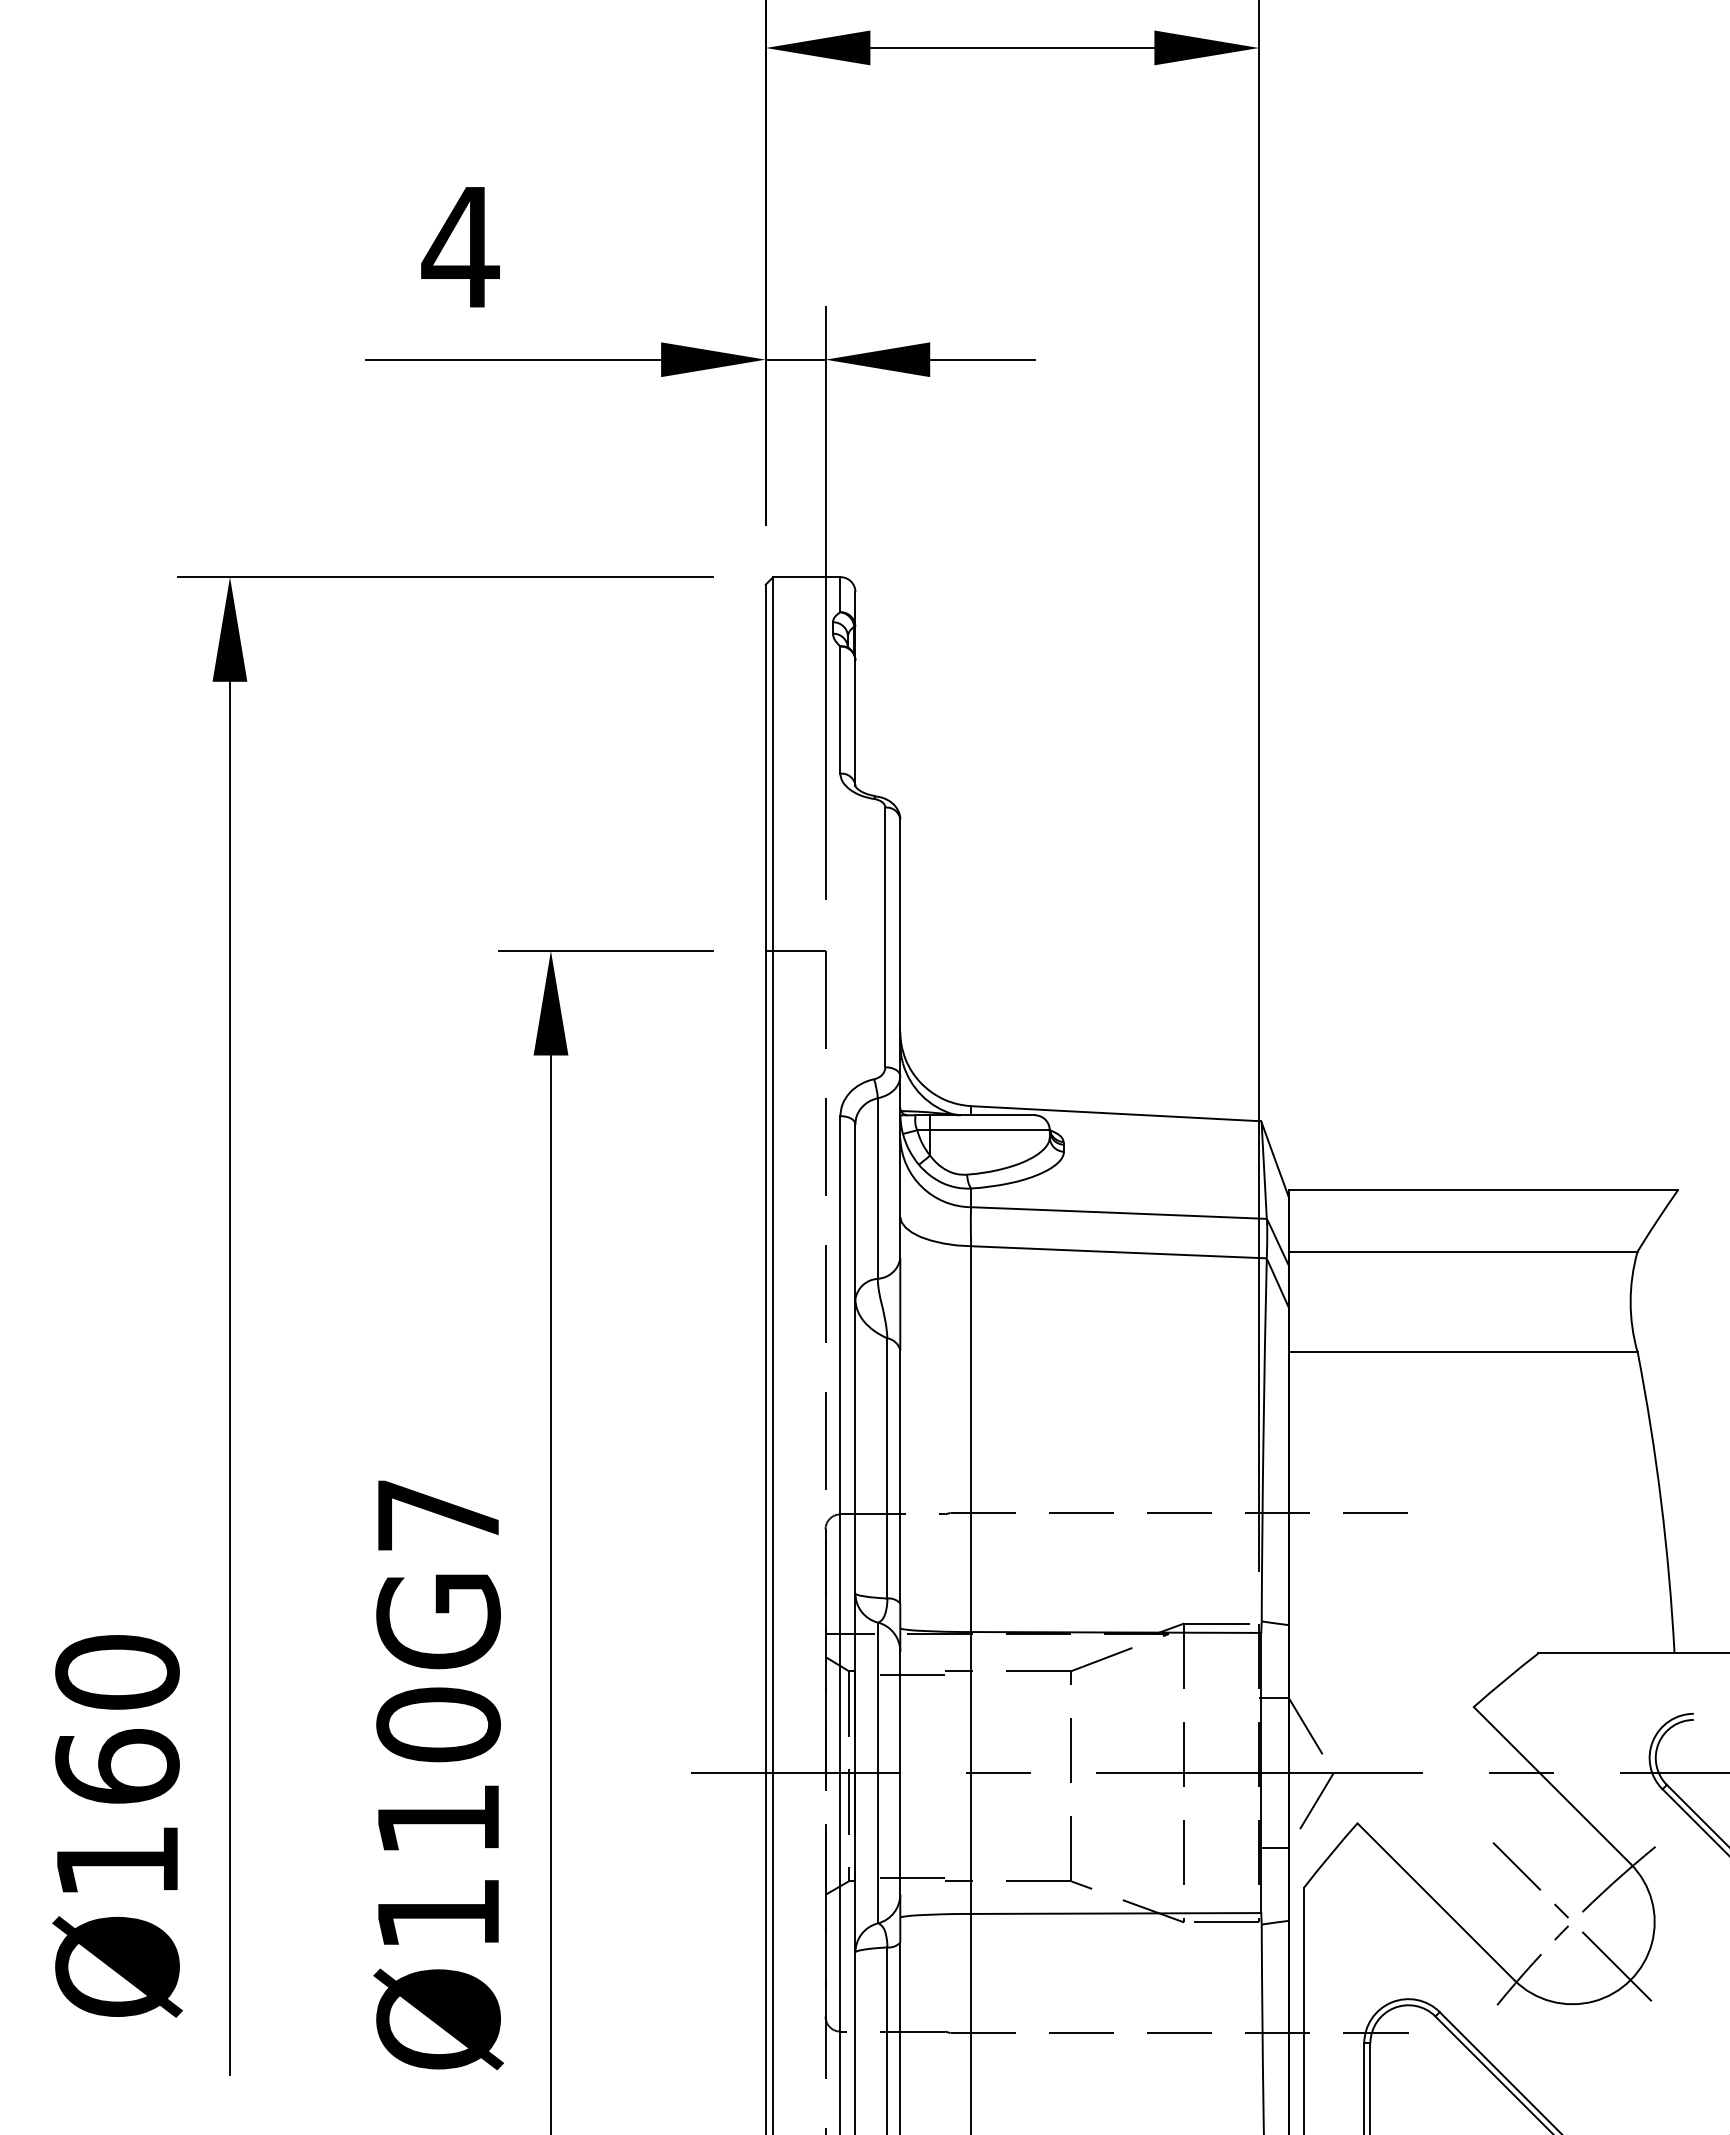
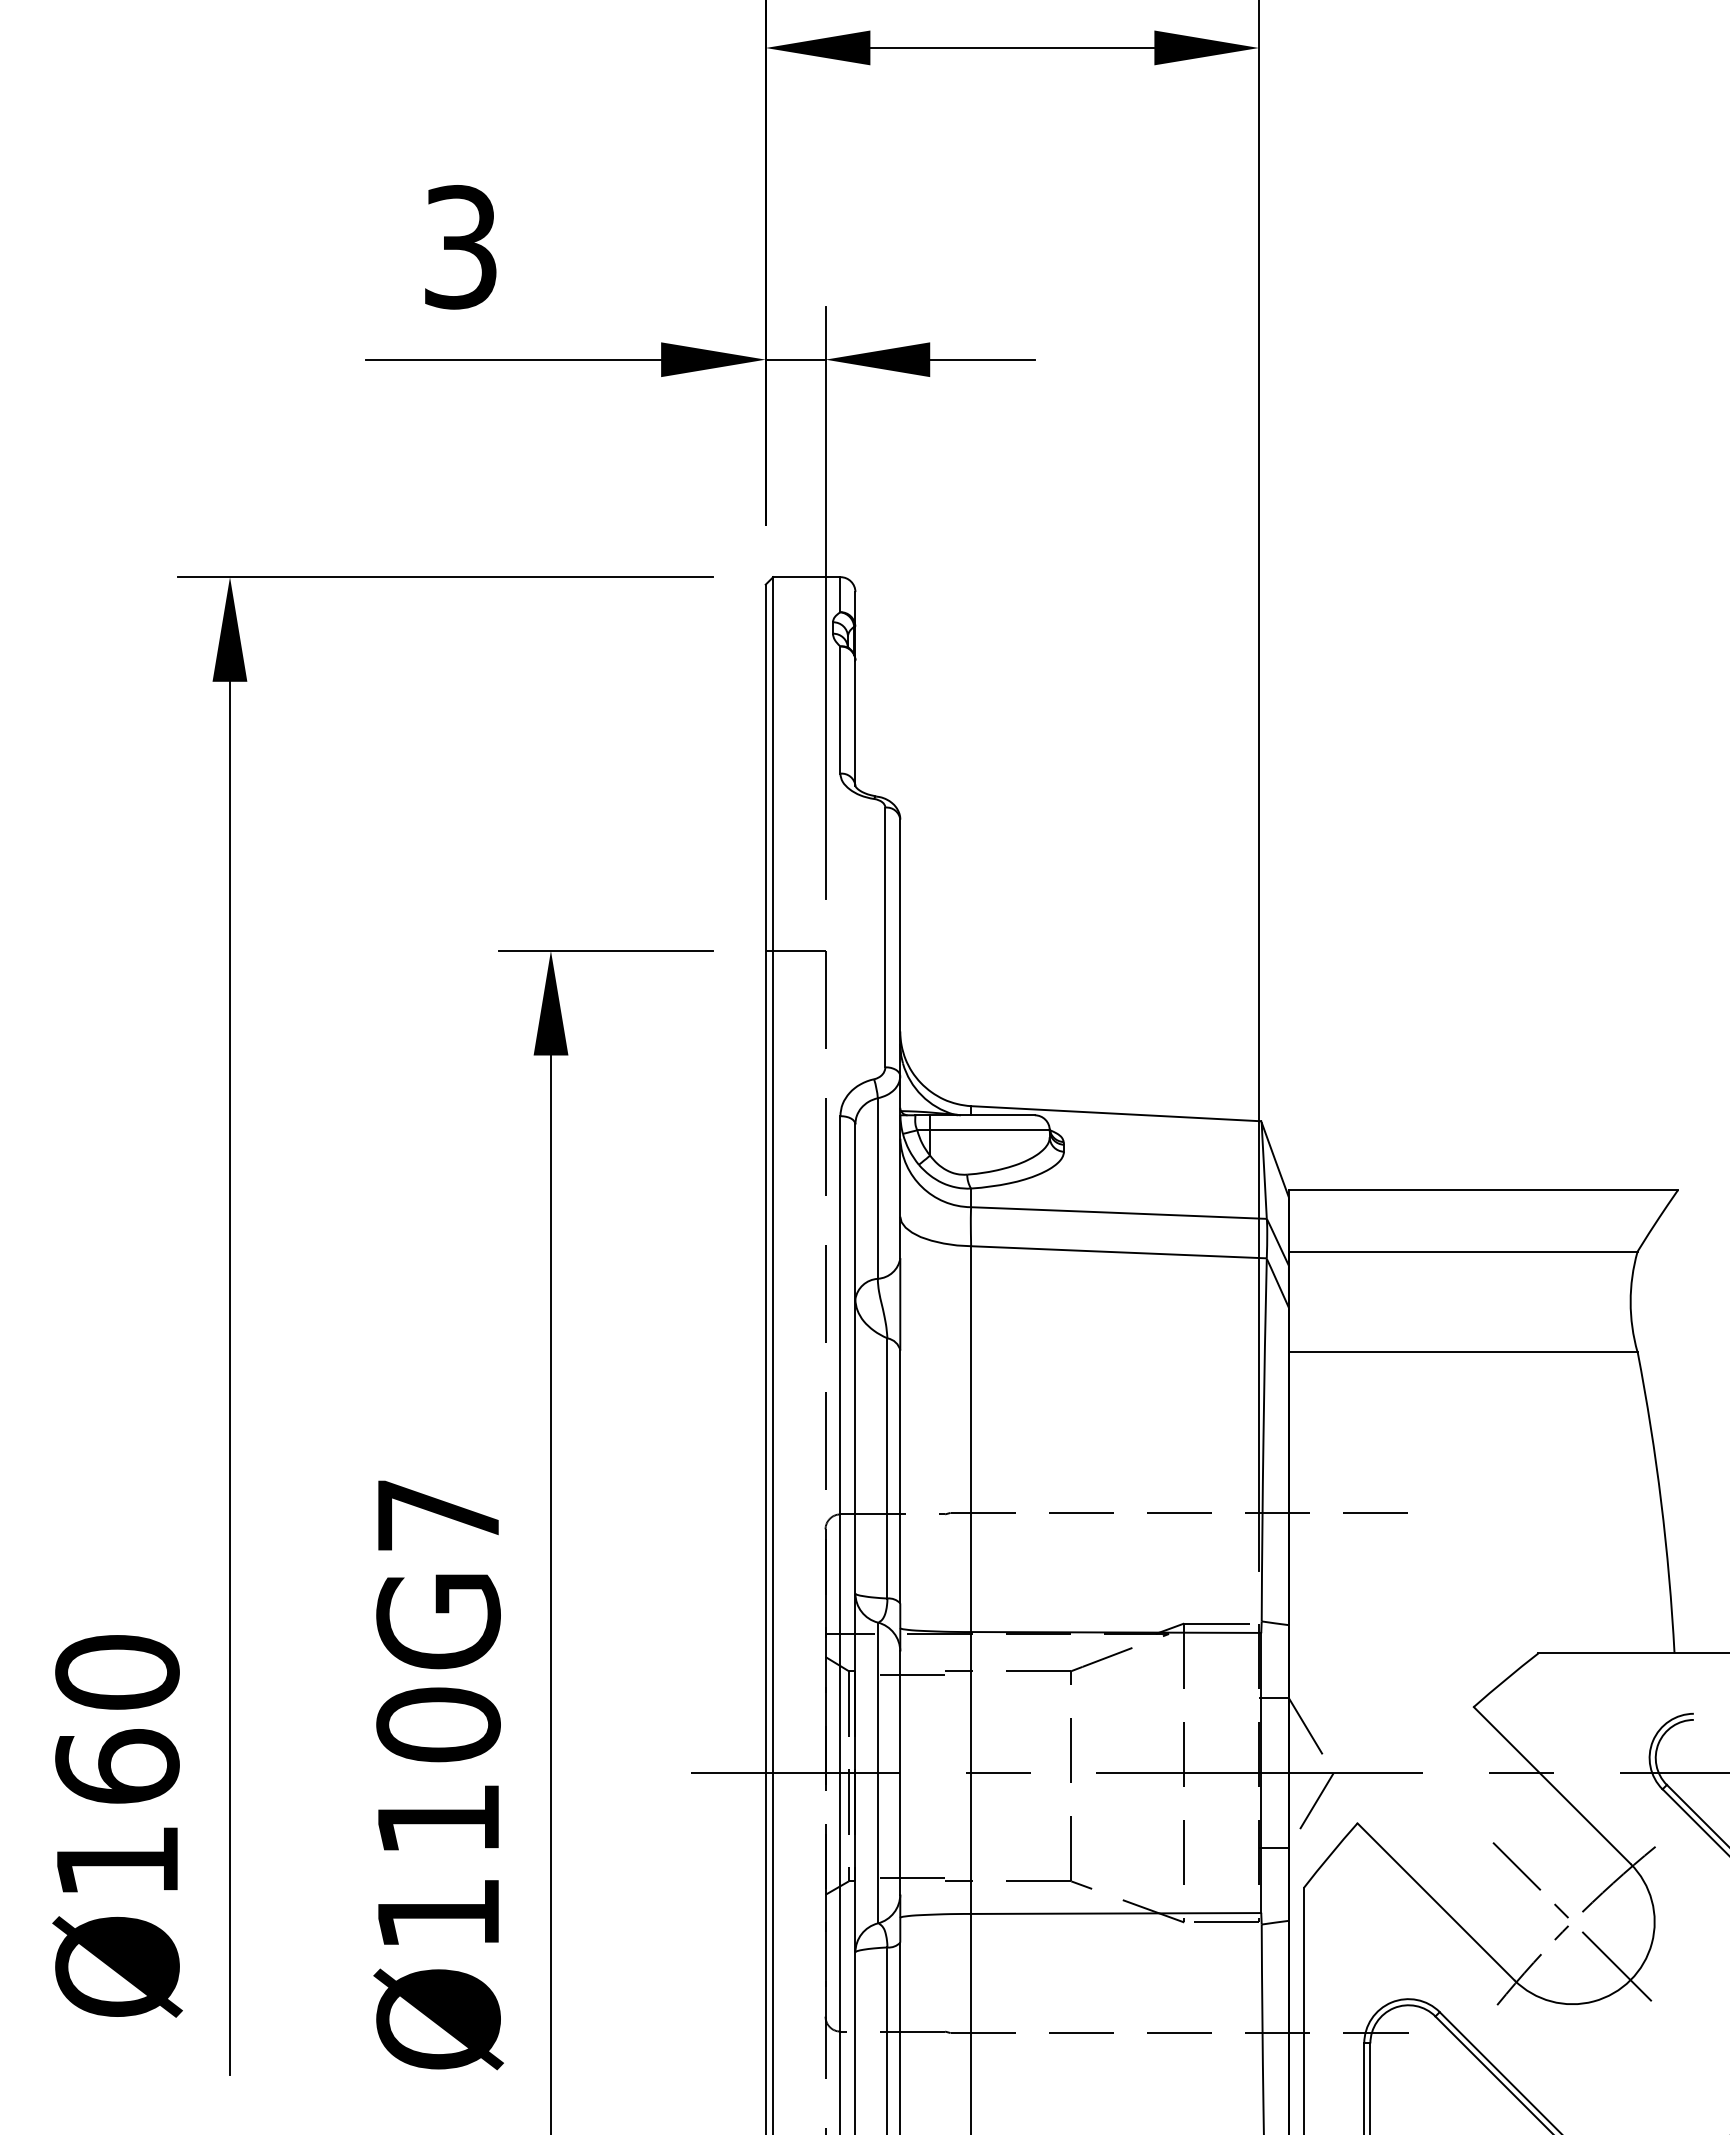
text: 4 -> 3 (460, 247)
